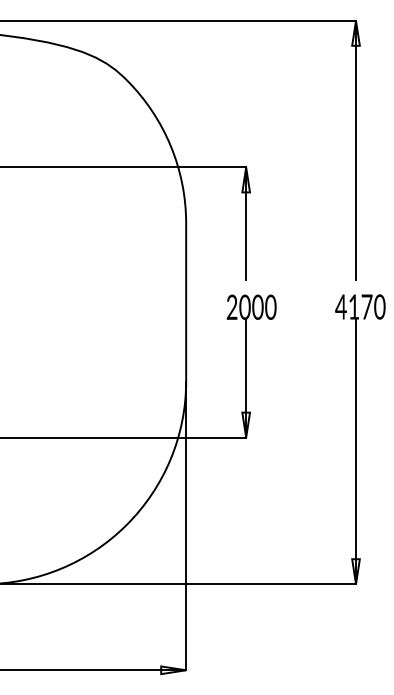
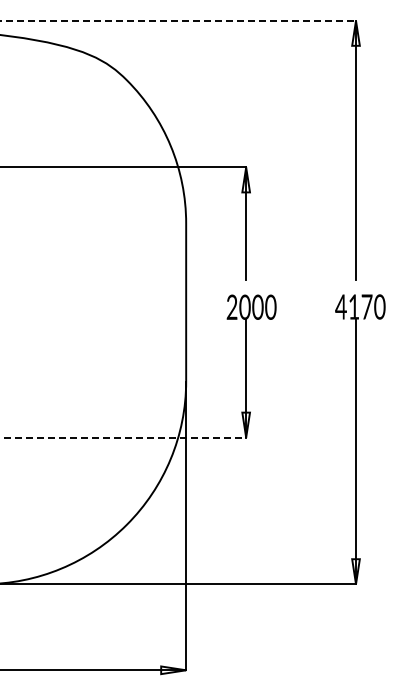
line: solid -> dashed (178, 20)
line: solid -> dashed (123, 437)
